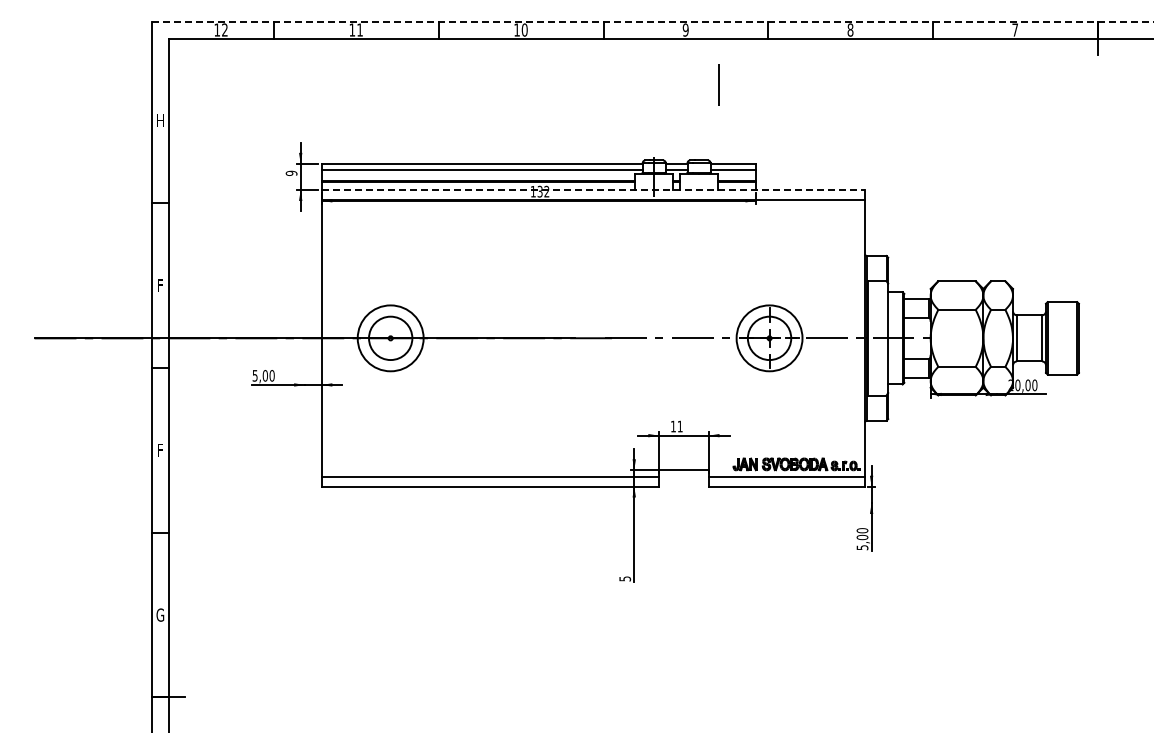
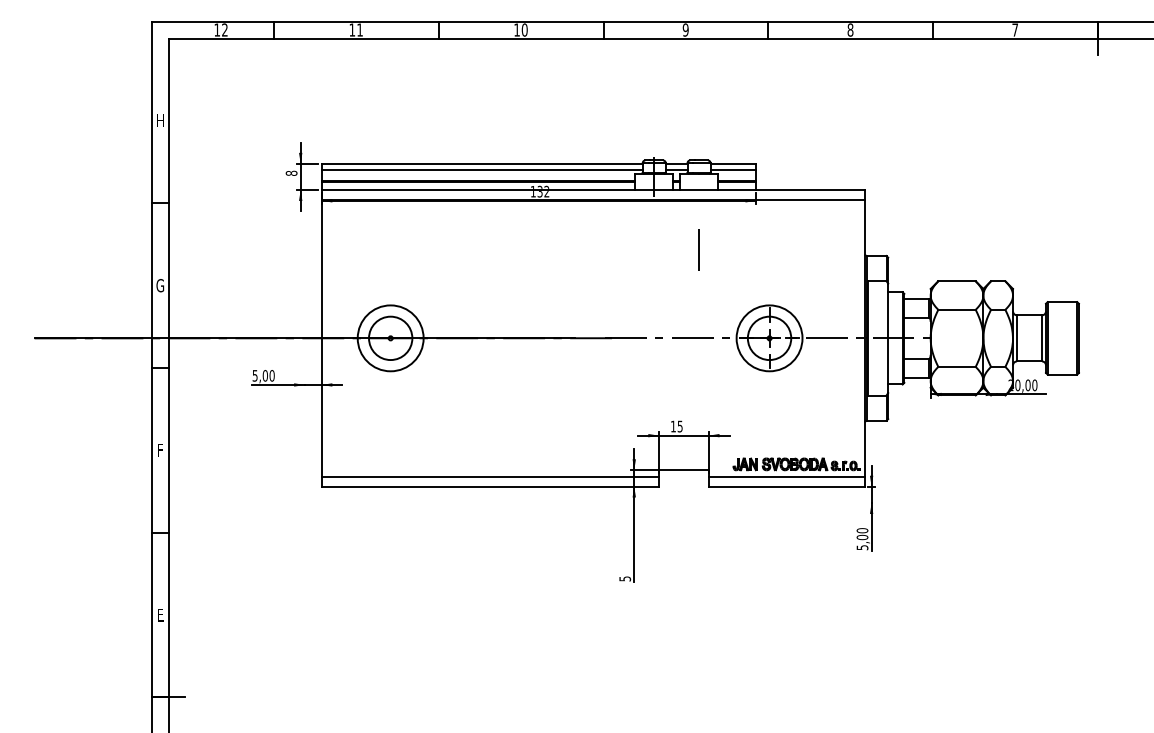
line: dashed -> solid (652, 22)
line position: (718, 84) -> (698, 249) (698, 249)
text: 9 -> 8 (291, 172)
line: dashed -> solid (593, 190)
text: F -> G (160, 285)
text: 11 -> 15 (679, 426)
text: G -> E (160, 614)
